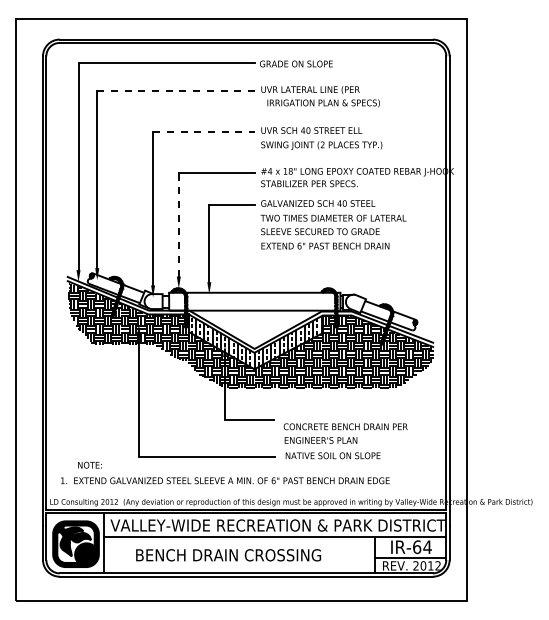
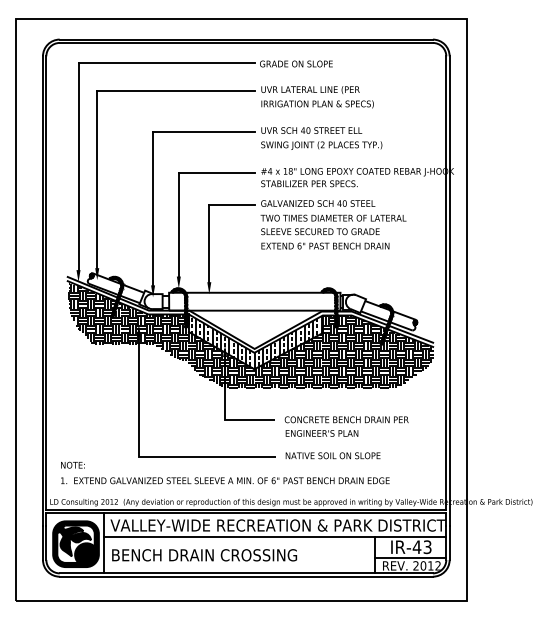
line: dashed -> solid (176, 90)
text position: (323, 103) -> (317, 104) (317, 104)
line: dashed -> solid (204, 131)
line: dashed -> solid (178, 224)
text position: (345, 433) -> (346, 426) (346, 426)
text position: (89, 464) -> (72, 464) (72, 464)
text: IR-64 -> IR-43 (421, 547)
text position: (228, 555) -> (204, 555) (204, 555)
